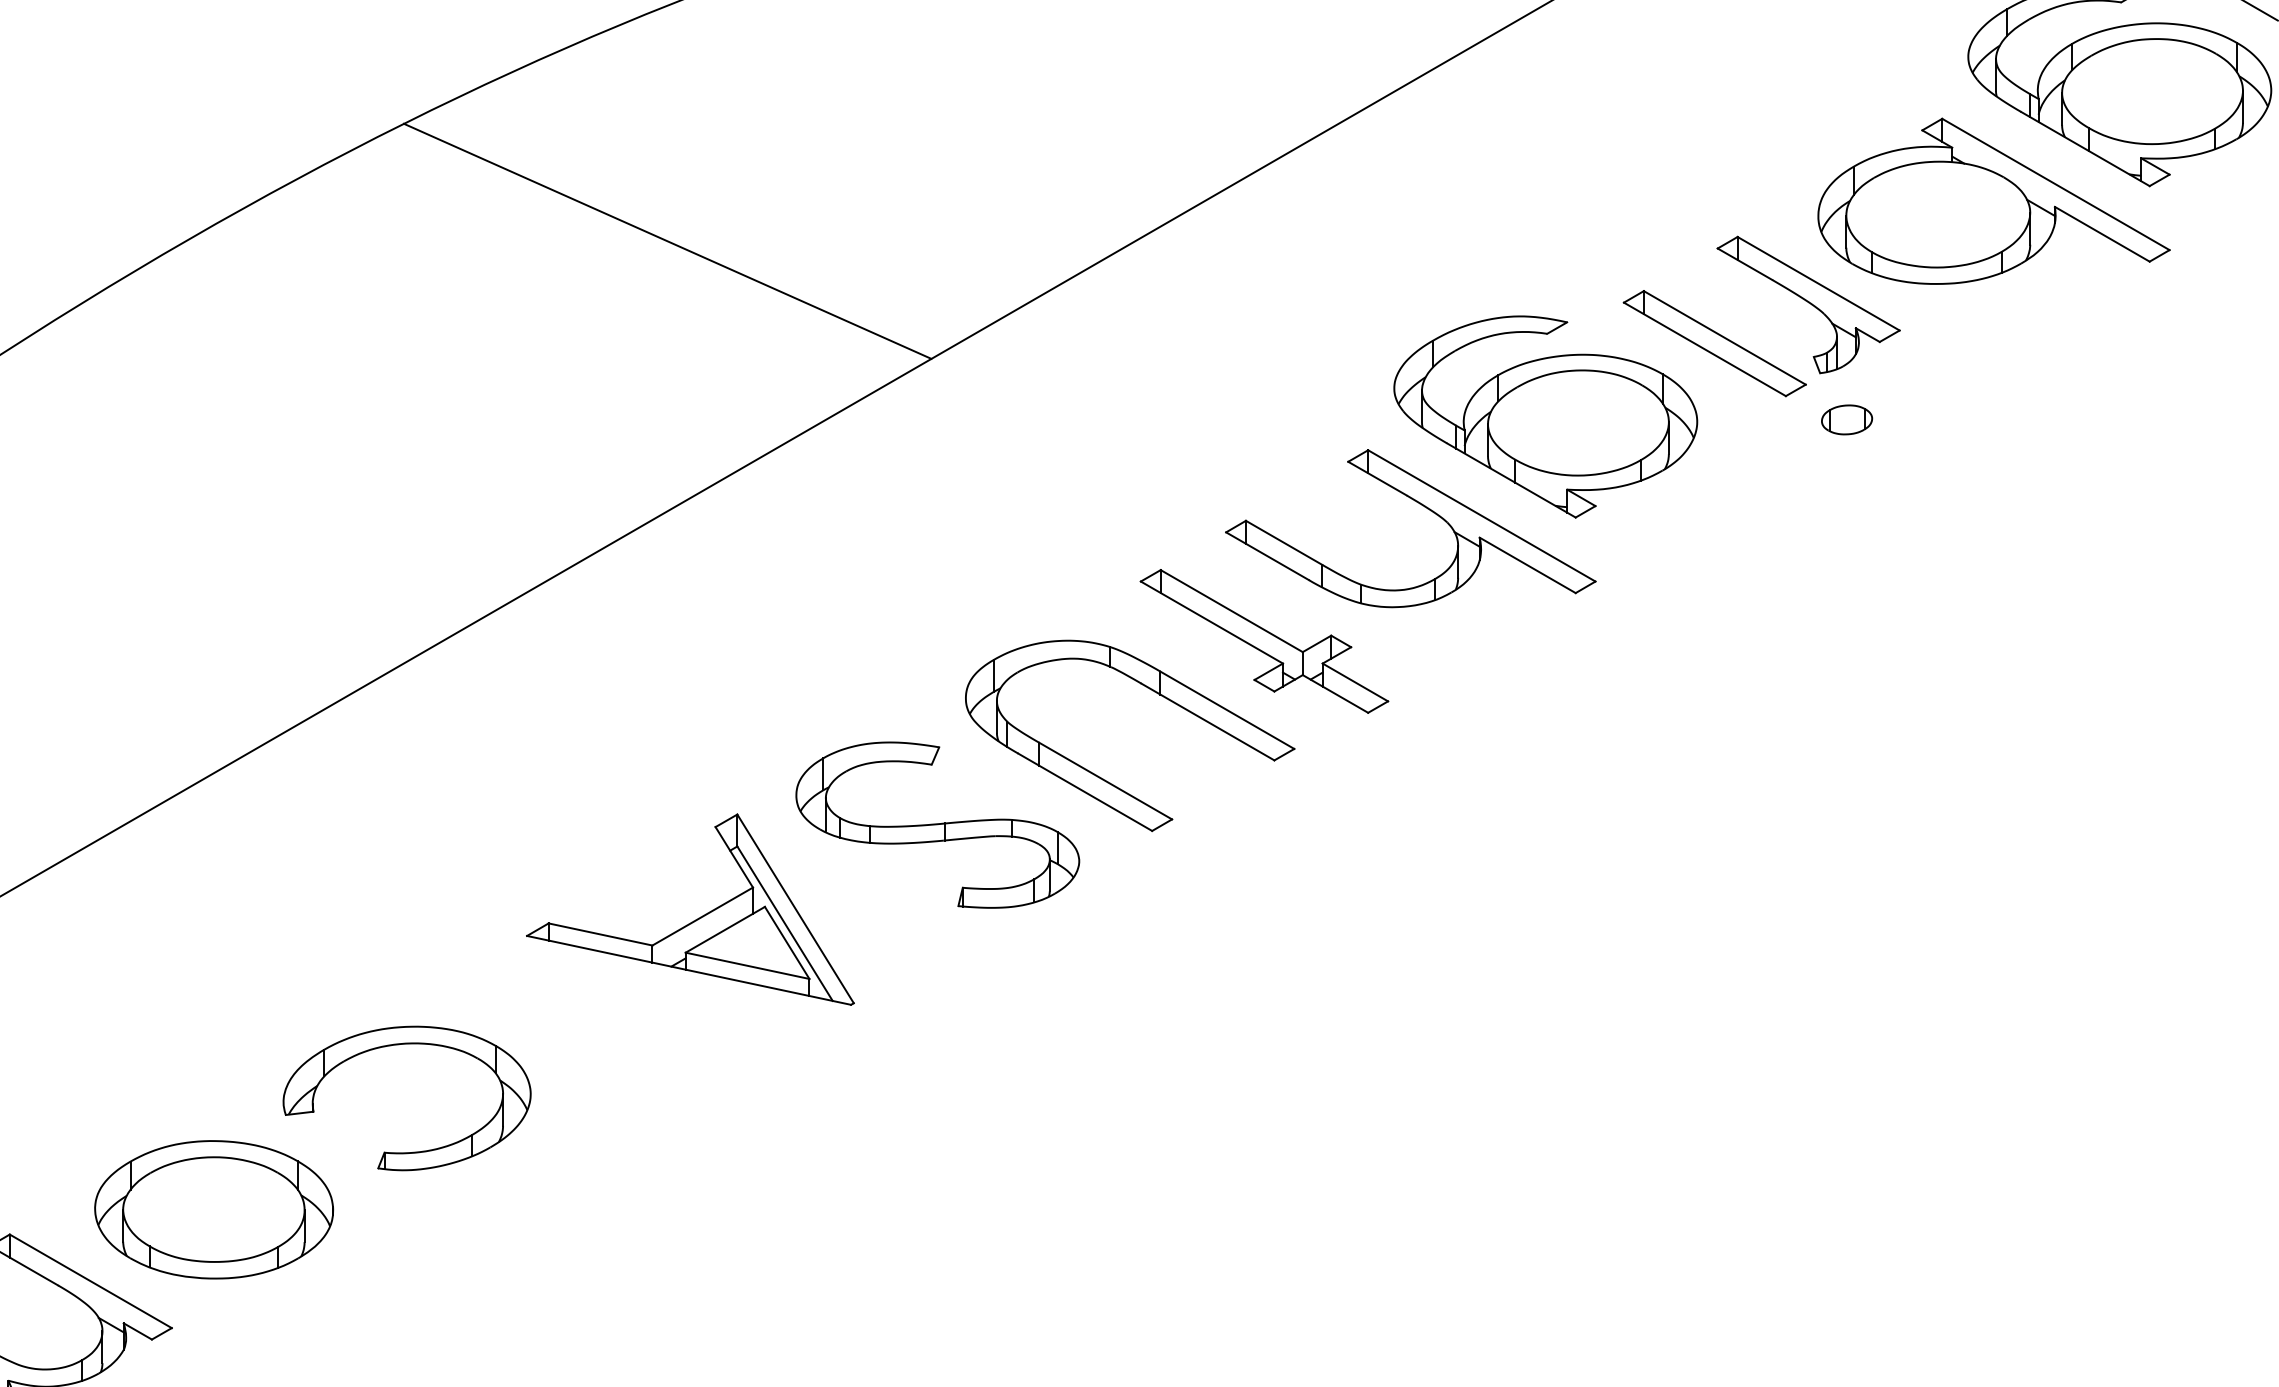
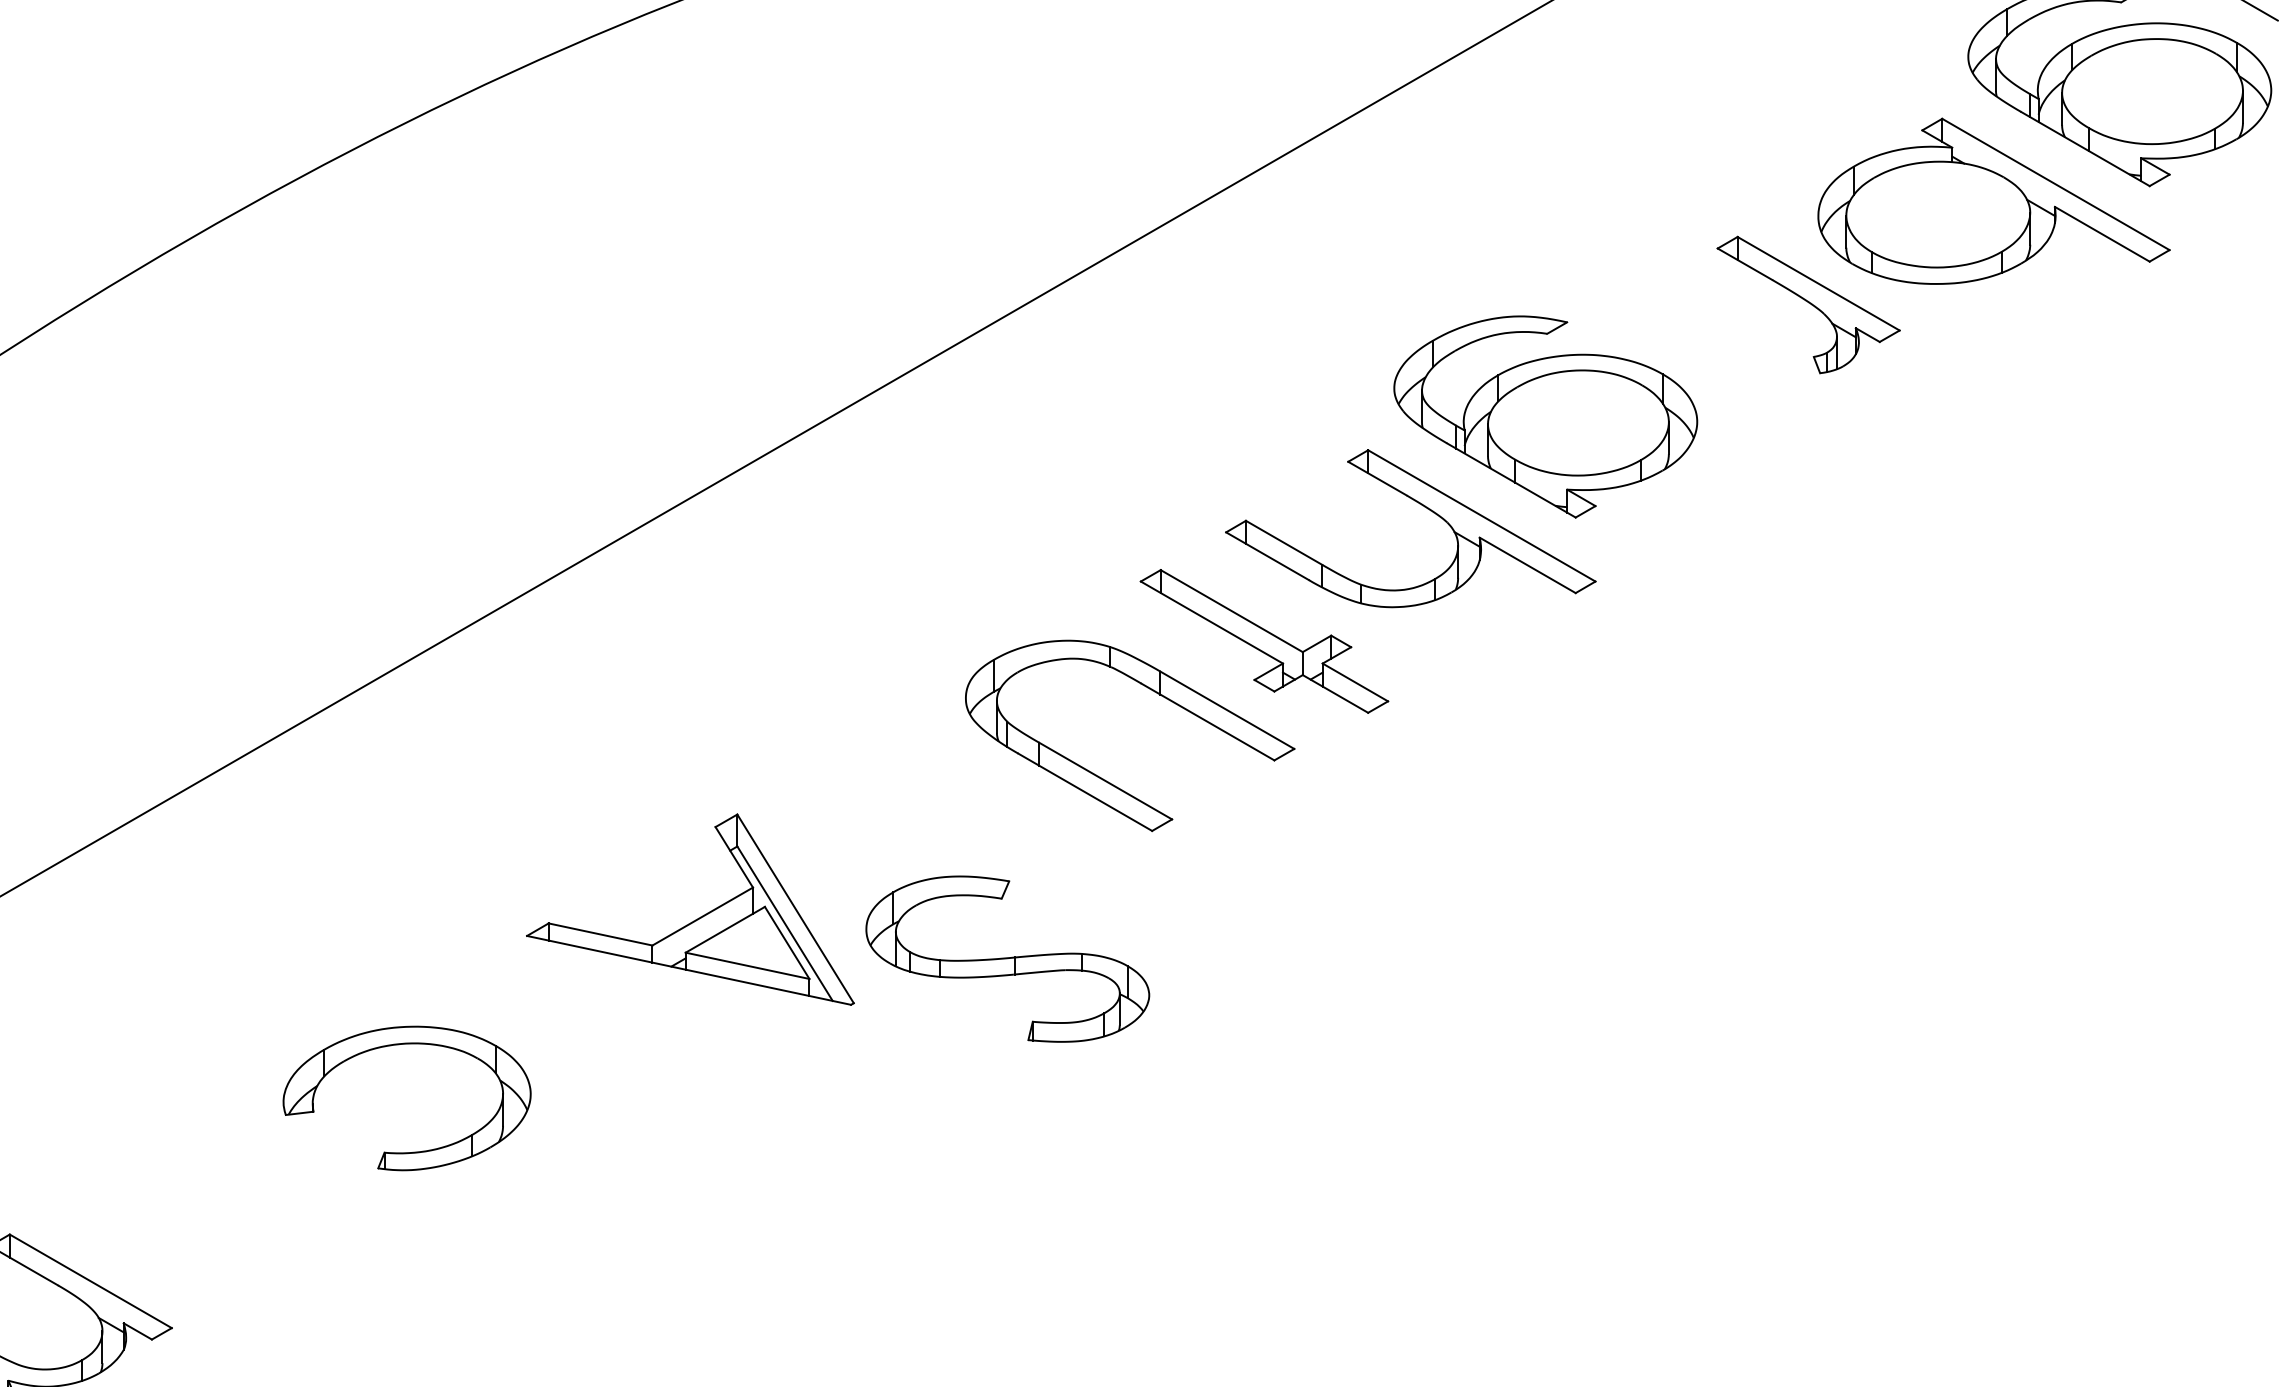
line: present -> none (667, 240)
part: present -> none (1714, 343)
part: present -> none (1847, 419)
part position: (937, 824) -> (1007, 958) (1007, 958)
part: present -> none (214, 1209)
